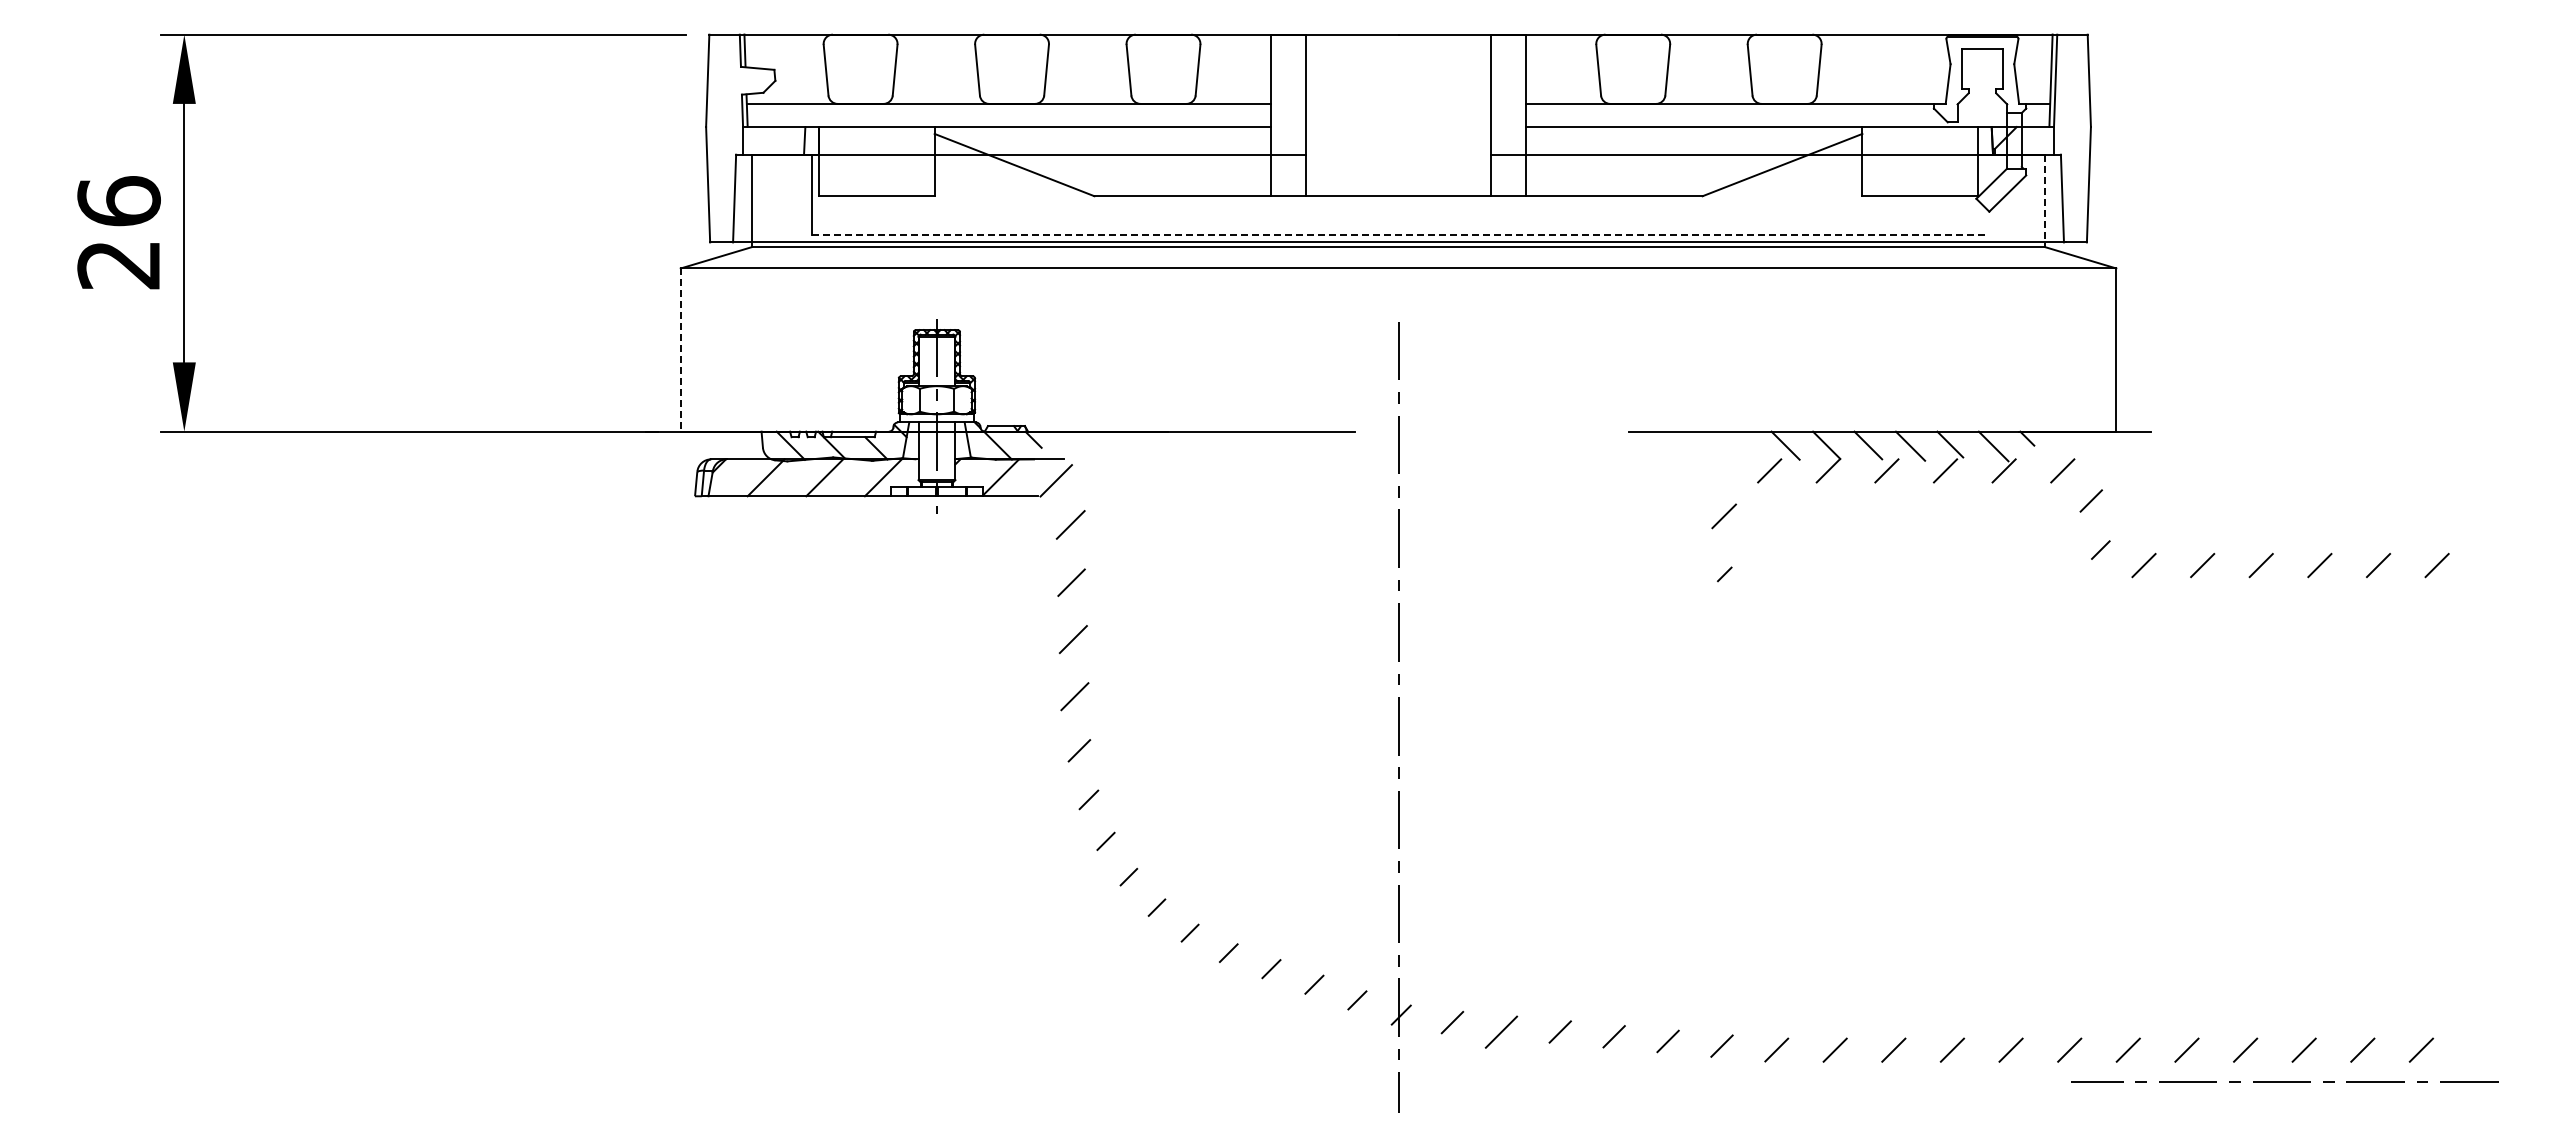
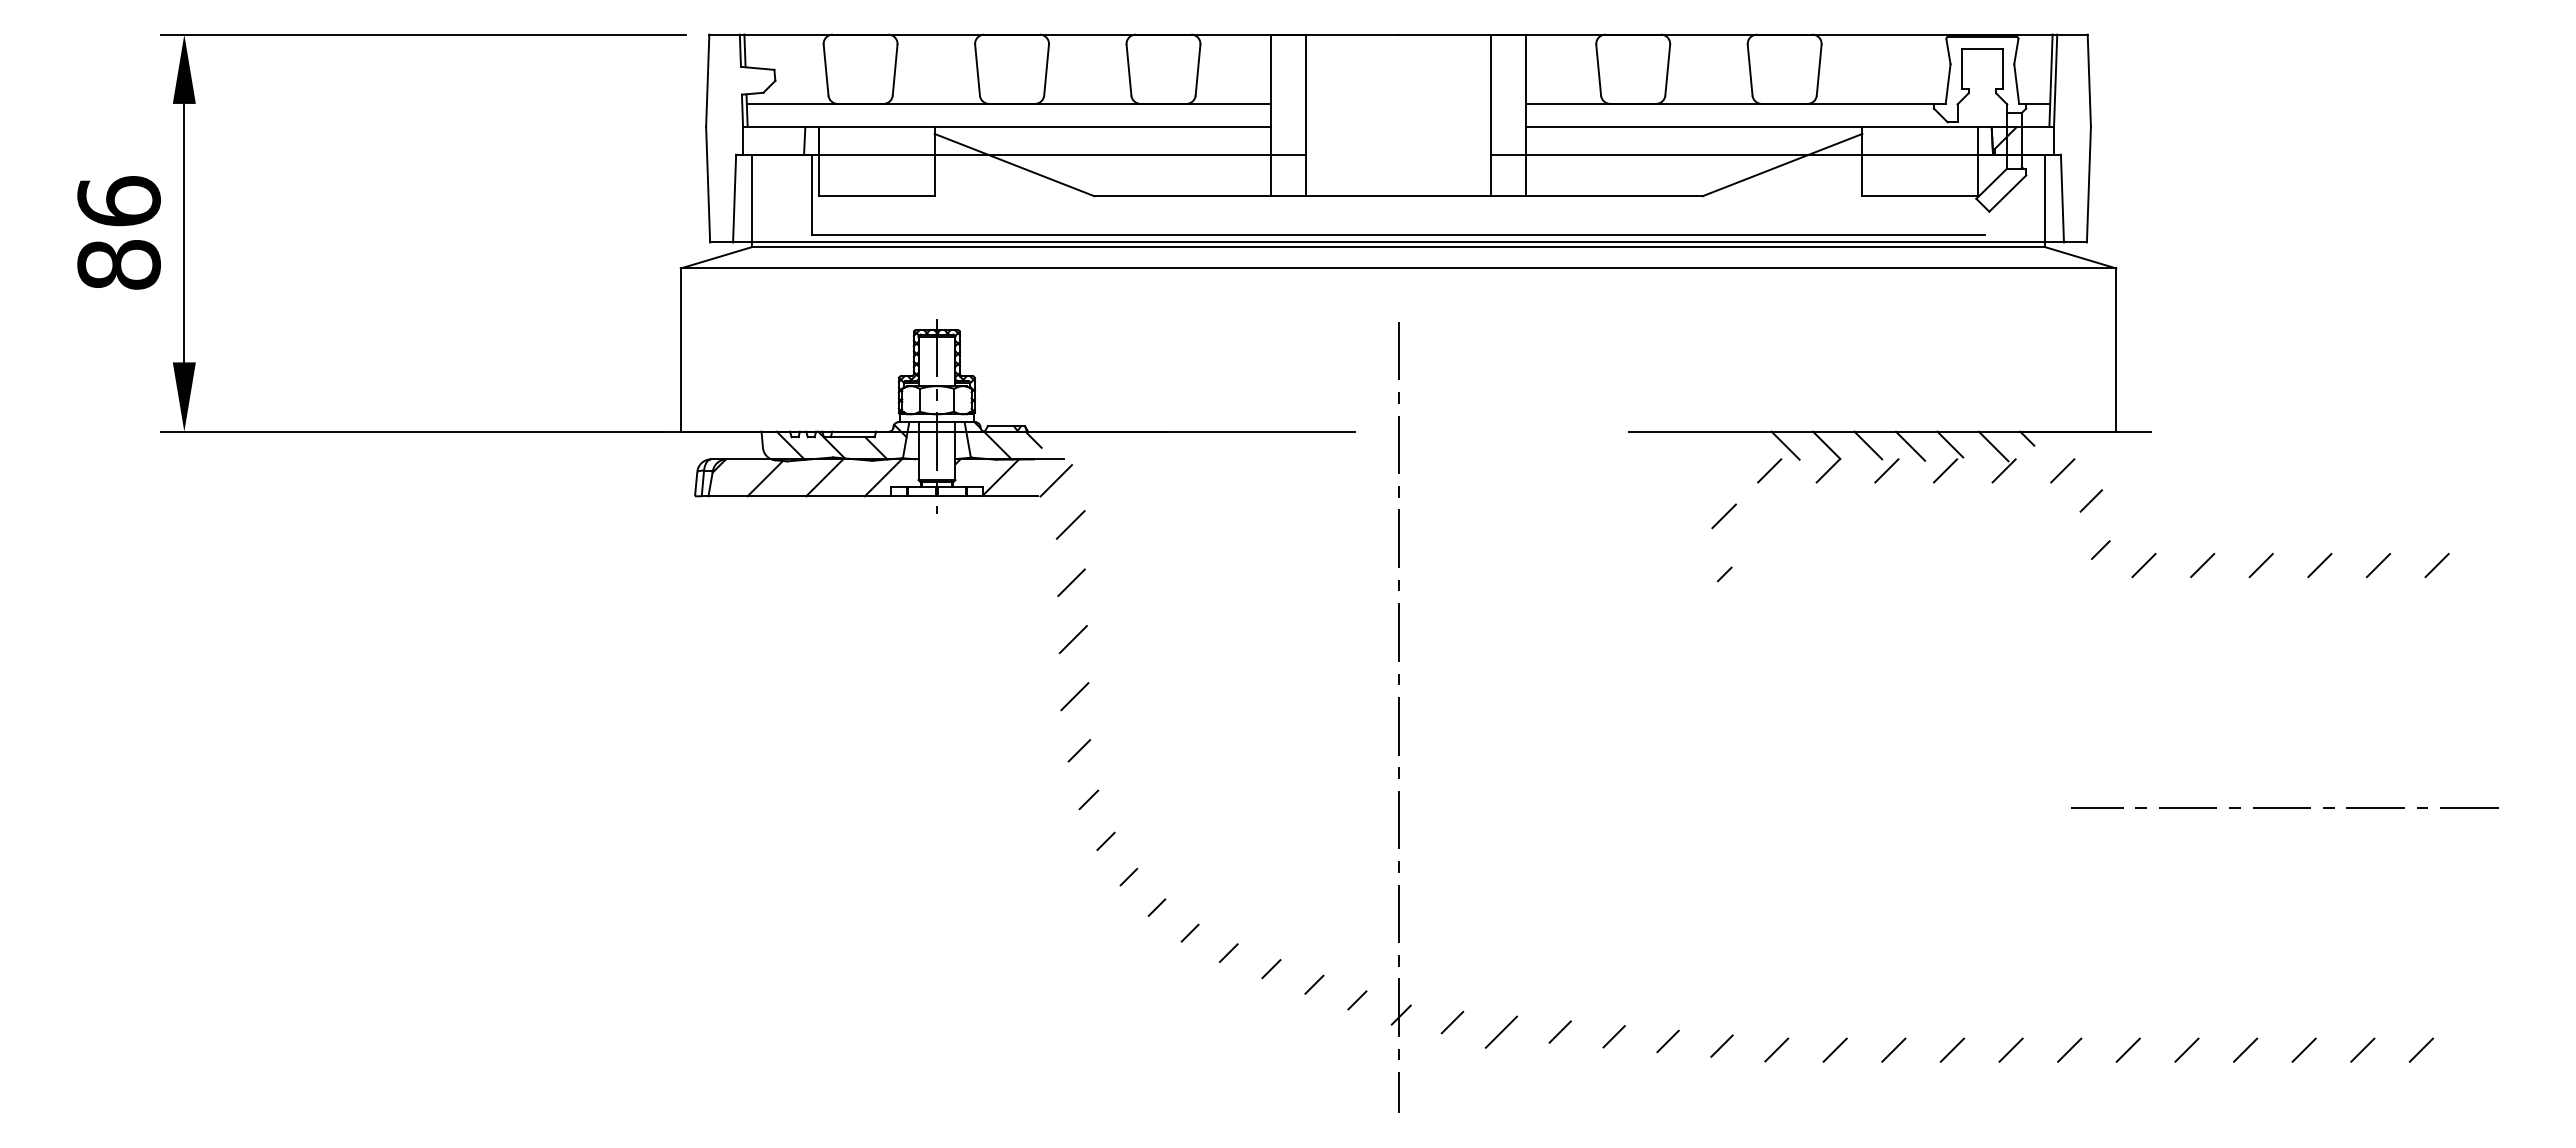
line: dashed -> solid (2044, 201)
line: dashed -> solid (1398, 235)
text: 26 -> 86 (118, 264)
line: dashed -> solid (680, 350)
line position: (2284, 1081) -> (2284, 807) (2284, 807)
